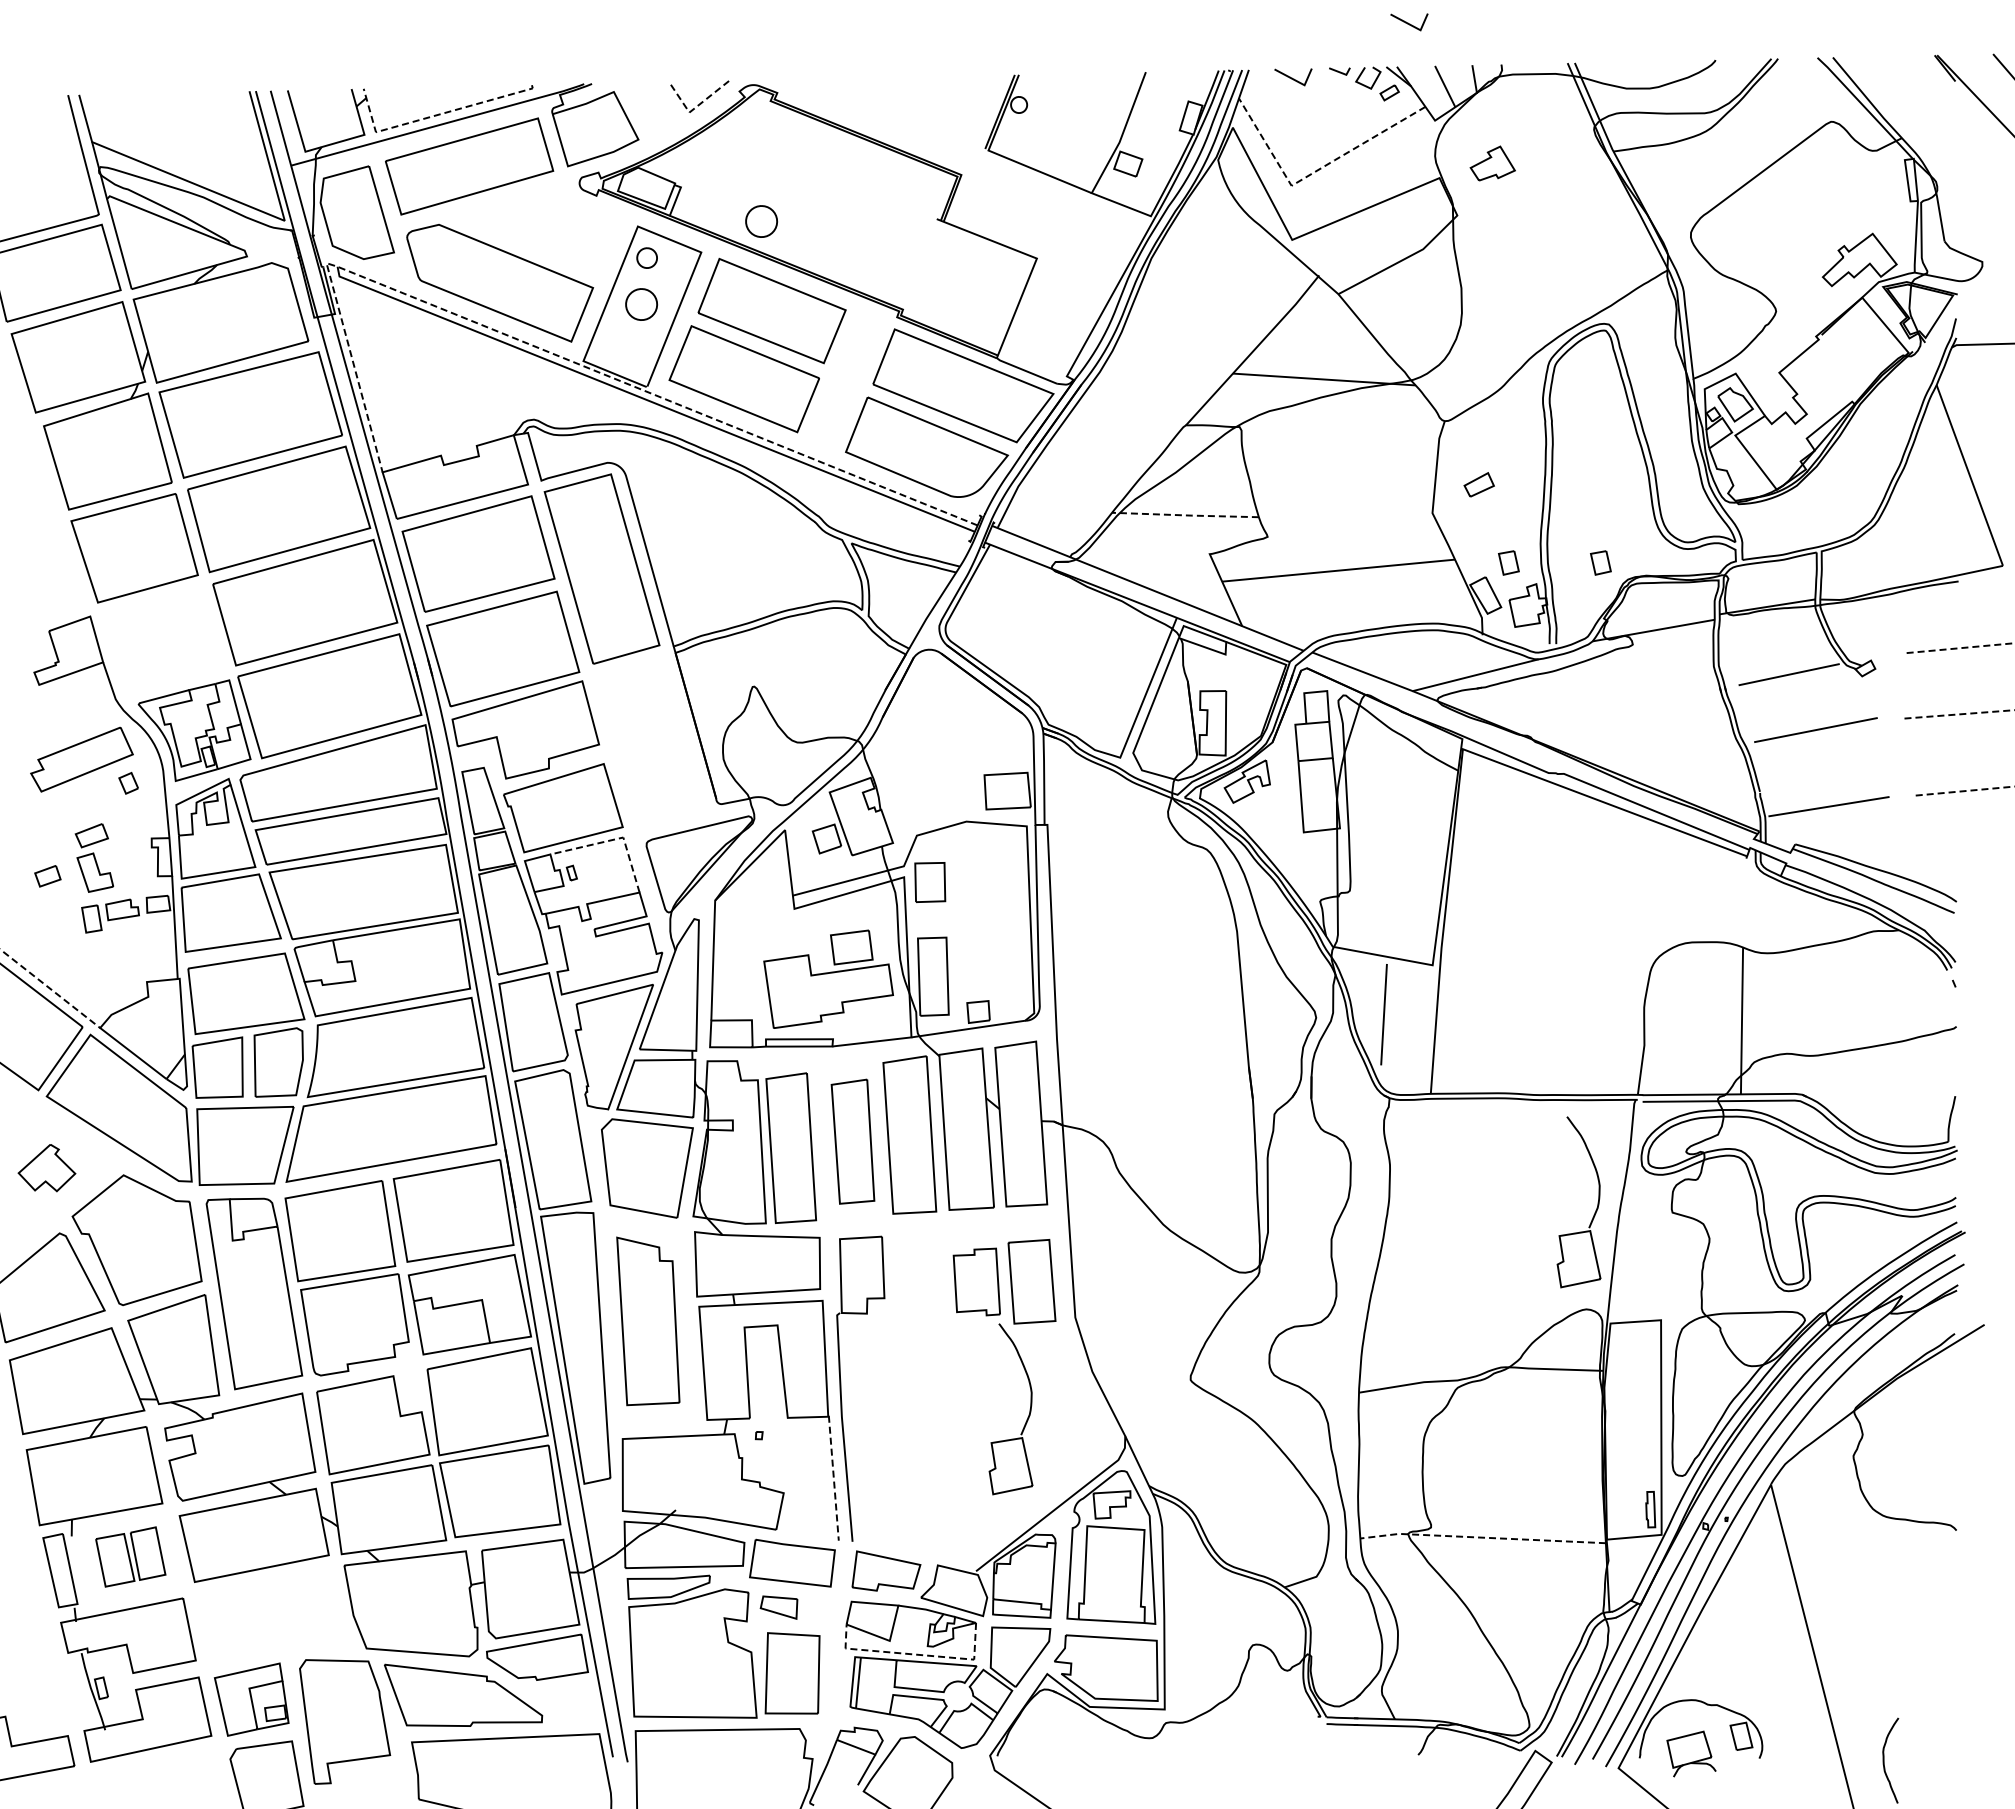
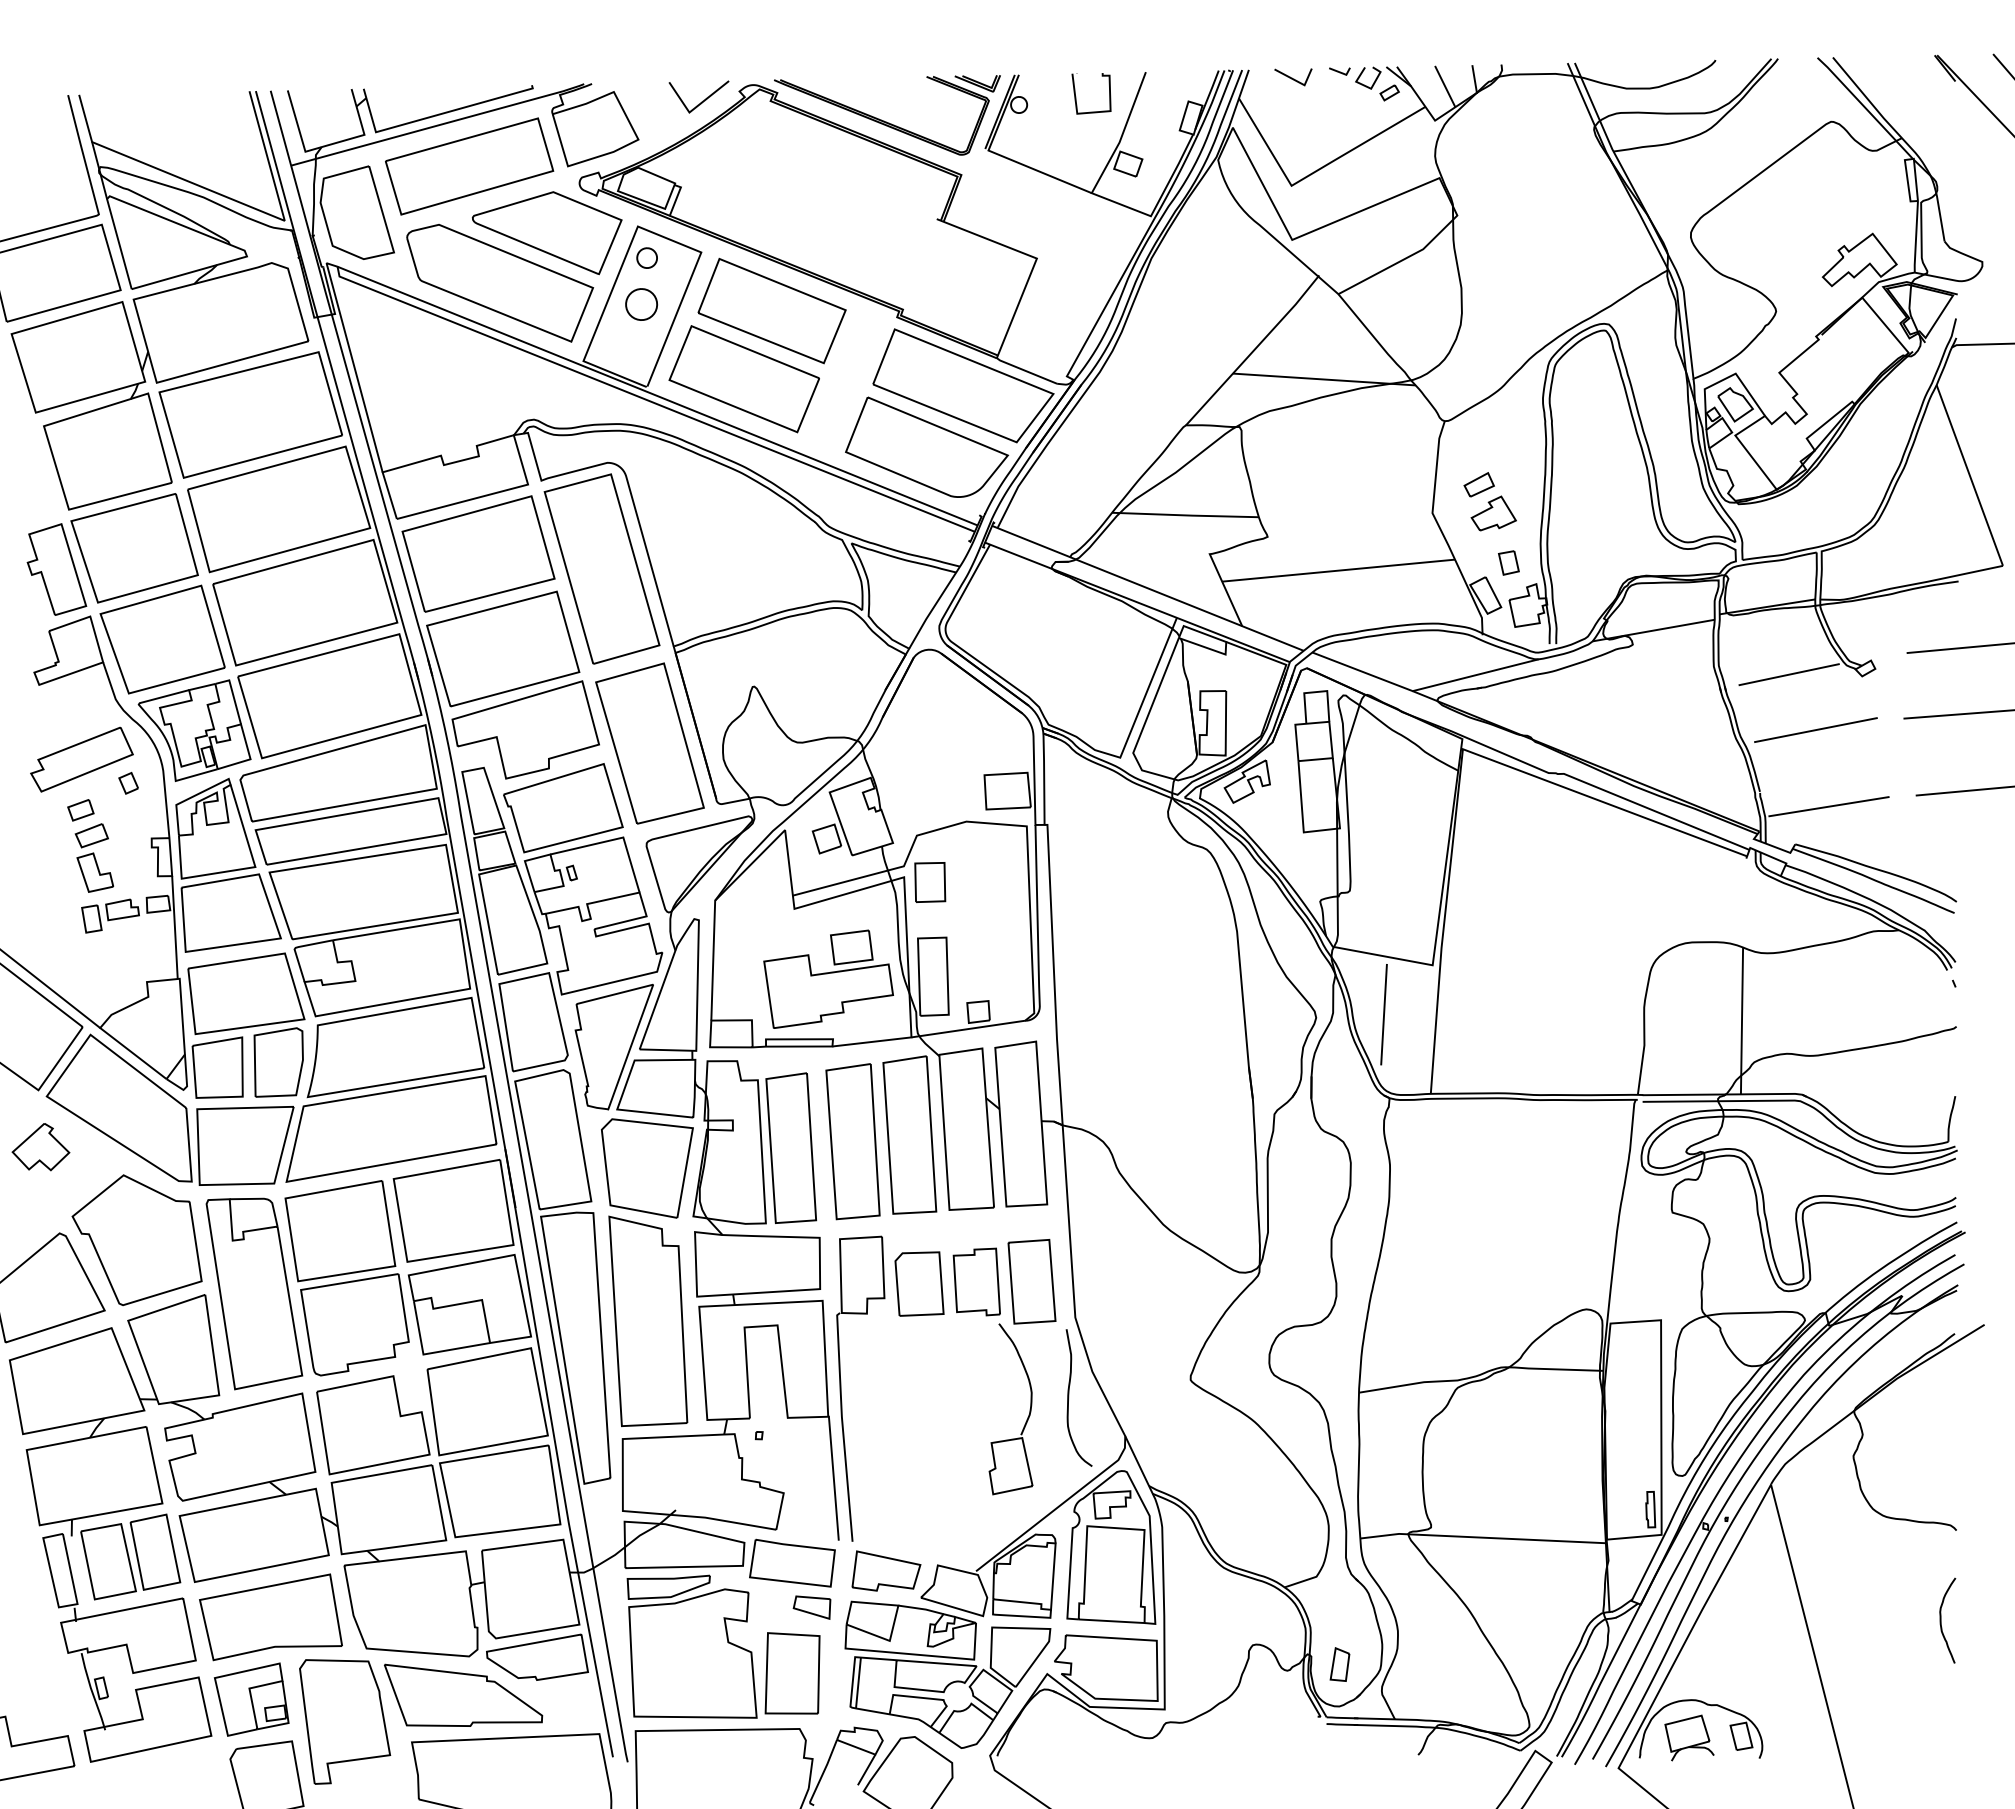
line: present -> none (1408, 22)
part: none -> present (1076, 96)
line: dashed -> solid (694, 108)
part: none -> present (887, 115)
line: dashed -> solid (433, 116)
part position: (1492, 163) -> (1493, 513) (1493, 513)
line: dashed -> solid (1314, 172)
part: present -> none (761, 221)
part: none -> present (547, 233)
line: dashed -> solid (550, 352)
line: dashed -> solid (1185, 515)
part: present -> none (1600, 562)
part: none -> present (56, 569)
part: none -> present (162, 639)
line: dashed -> solid (1961, 648)
line: dashed -> solid (1958, 714)
part: none -> present (649, 743)
line: dashed -> solid (1965, 791)
line: dashed -> solid (615, 839)
part position: (47, 876) -> (80, 810) (80, 810)
line: dashed -> solid (50, 989)
part size: 46x127 px -> 56x158 px (852, 1141)
part position: (46, 1168) -> (40, 1147) (40, 1147)
part: present -> none (1596, 1207)
part: none -> present (919, 1283)
part size: 65x171 px -> 81x213 px (648, 1321)
curve: none -> present (1069, 1397)
line: dashed -> solid (833, 1478)
line: dashed -> solid (1481, 1537)
part size: 72x62 px -> 102x88 px (130, 1556)
part position: (778, 1607) -> (811, 1607) (811, 1607)
part: none -> present (270, 1617)
line: dashed -> solid (915, 1654)
part: none -> present (1339, 1664)
part position: (1691, 1753) -> (1689, 1737) (1689, 1737)
curve position: (1884, 1760) -> (1941, 1620) (1941, 1620)
